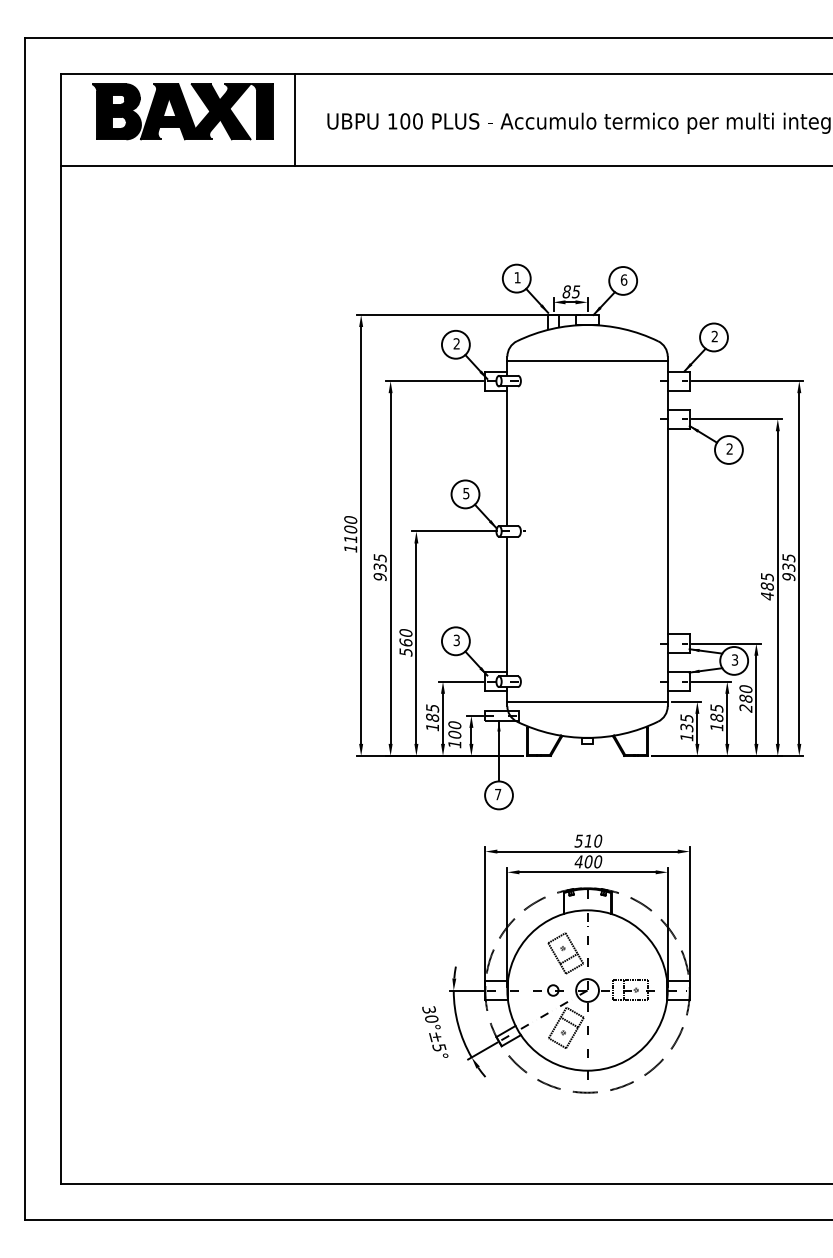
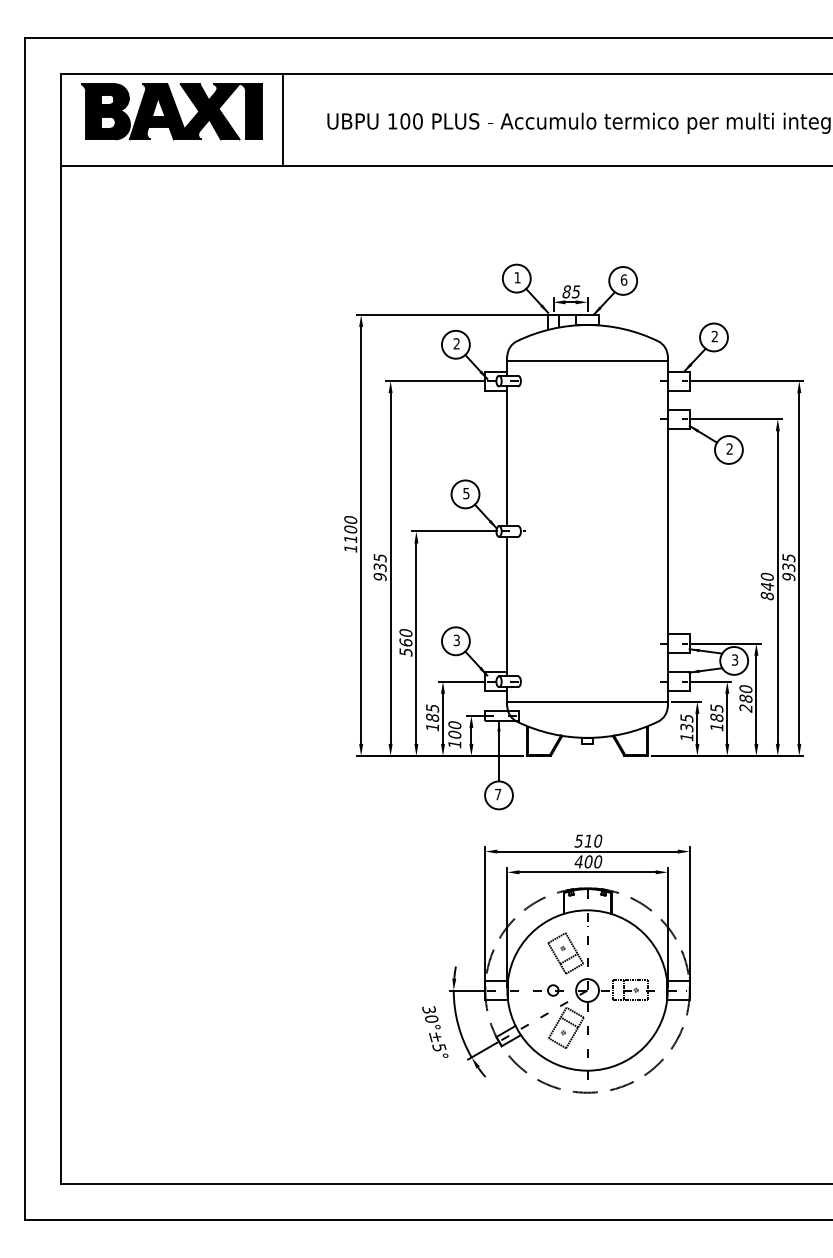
part position: (182, 111) -> (171, 111) (171, 111)
line position: (294, 119) -> (282, 119) (282, 119)
text: 485 -> 840 (766, 586)
